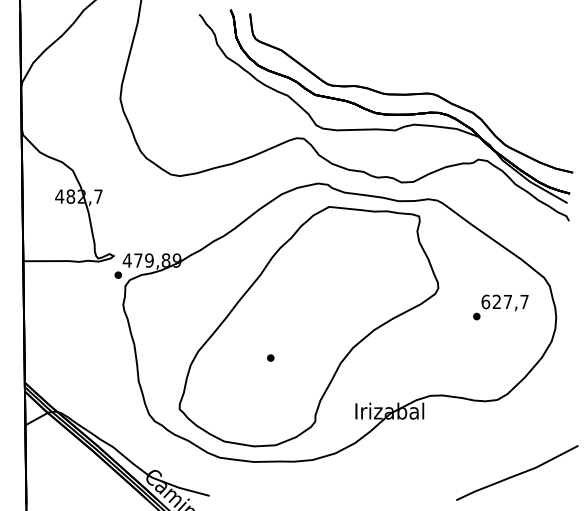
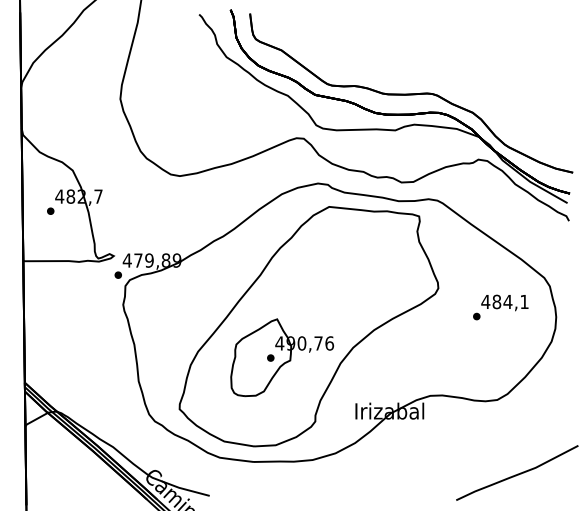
part: none -> present (50, 210)
text: 627,7 -> 484,1 (504, 301)
part: none -> present (281, 357)
